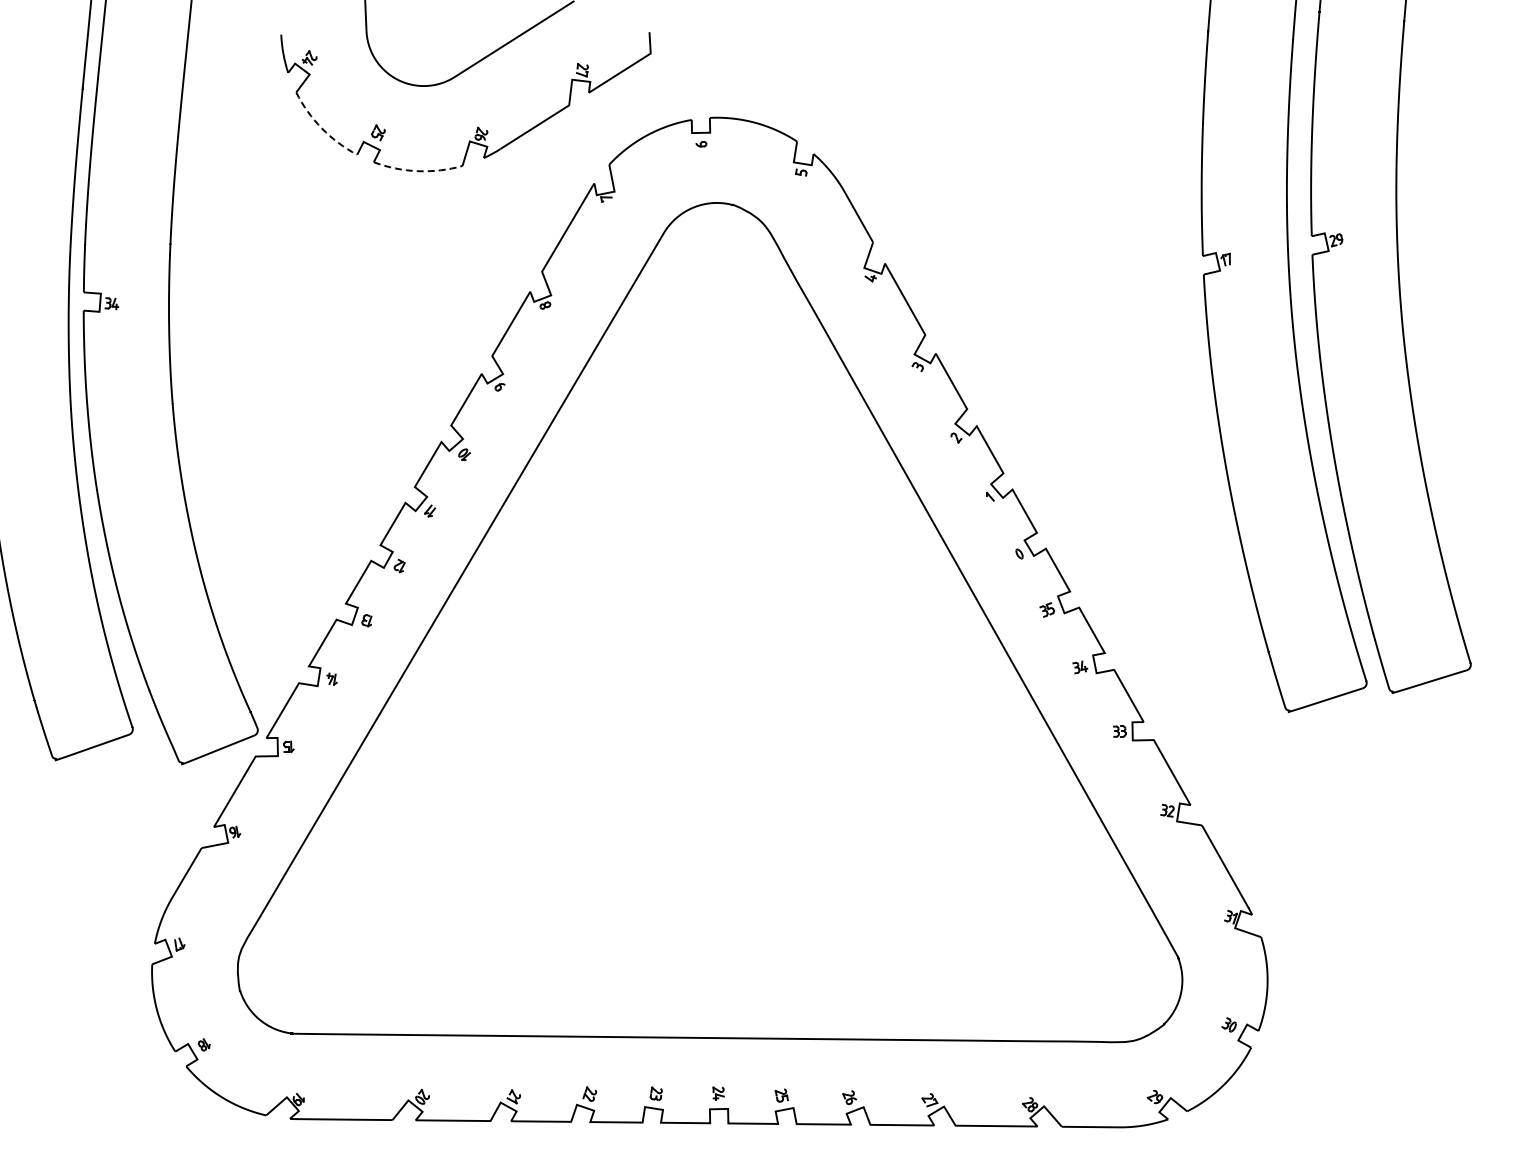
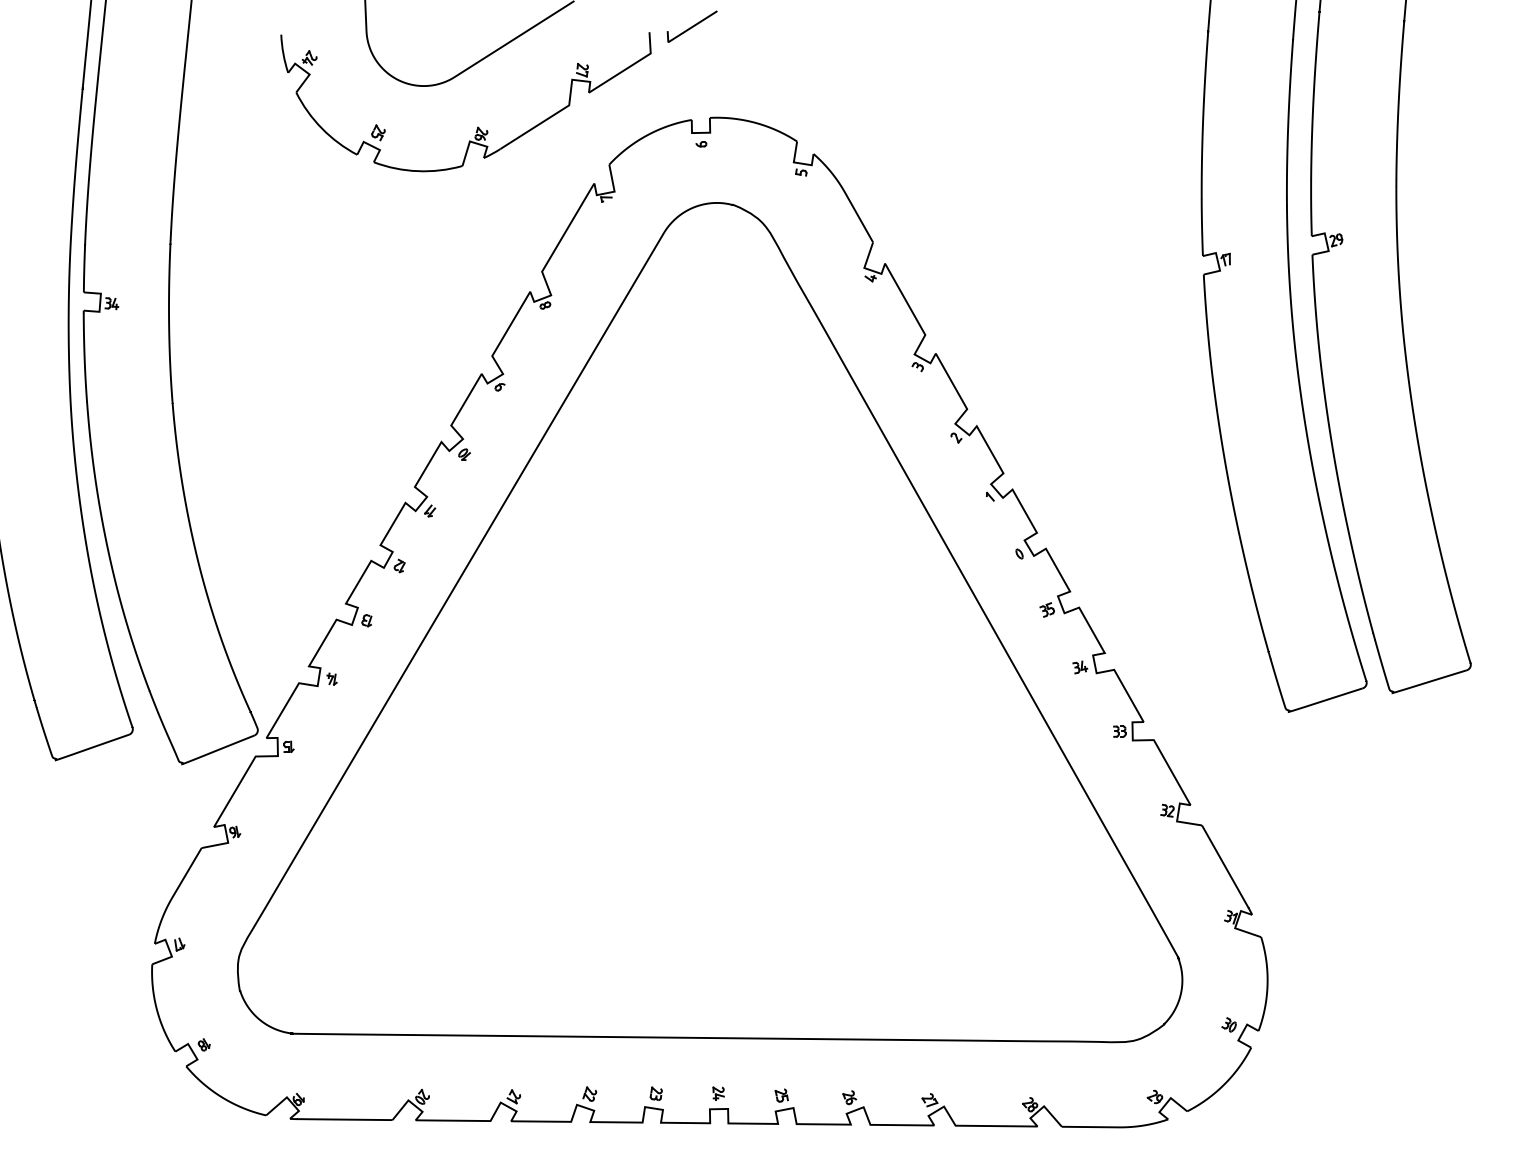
line: none -> present (691, 26)
arc: dashed -> solid (321, 128)
arc: dashed -> solid (417, 171)
